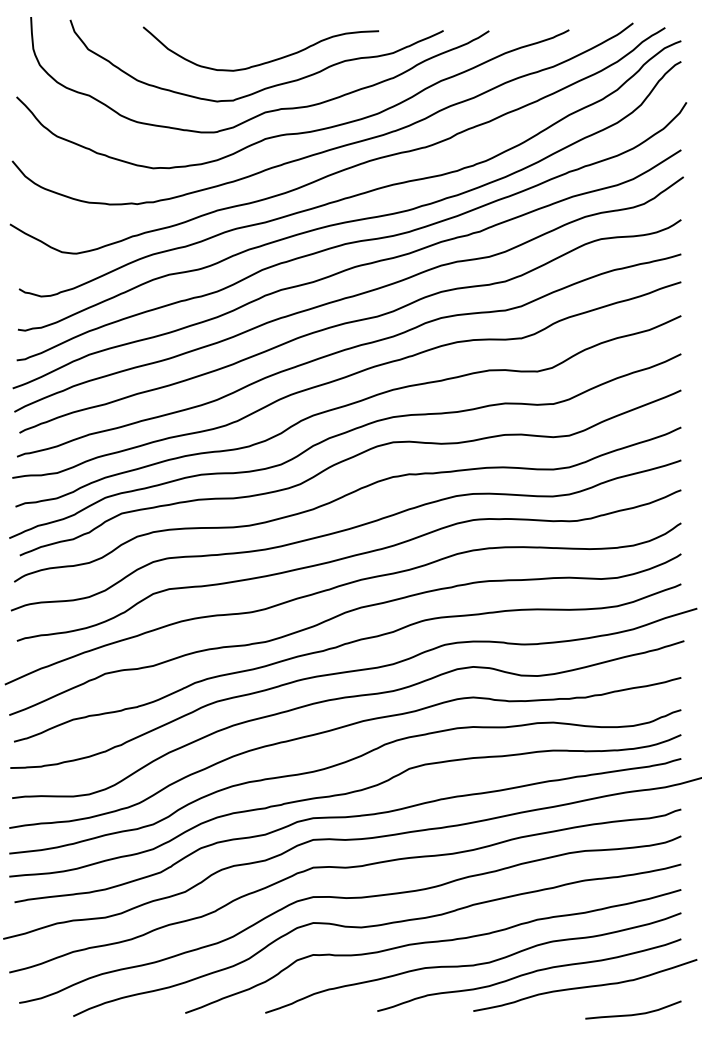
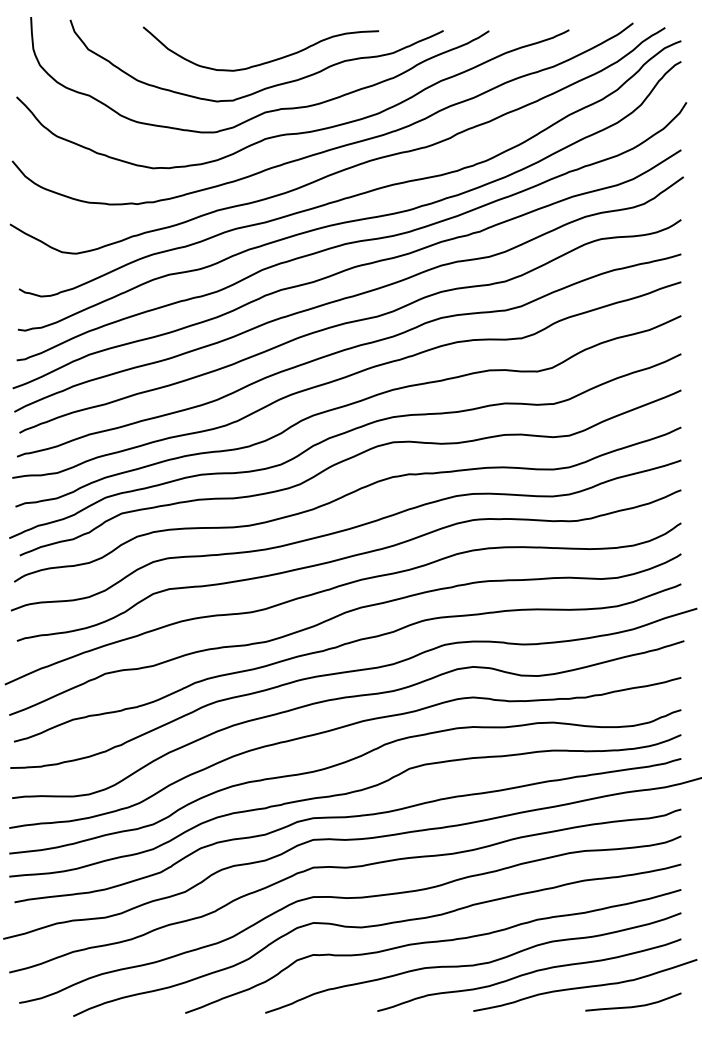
curve position: (634, 1013) -> (634, 1005) (634, 1005)
